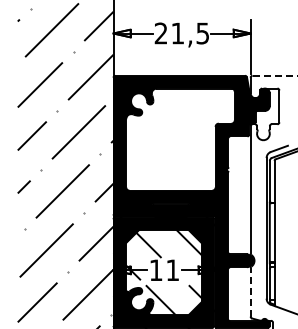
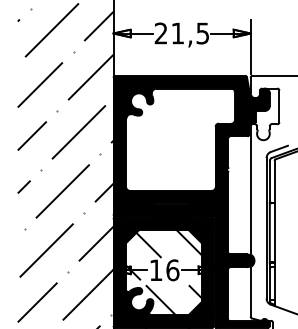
line: dashed -> solid (275, 75)
text: 11 -> 16 (172, 270)
line: dashed -> solid (250, 291)
